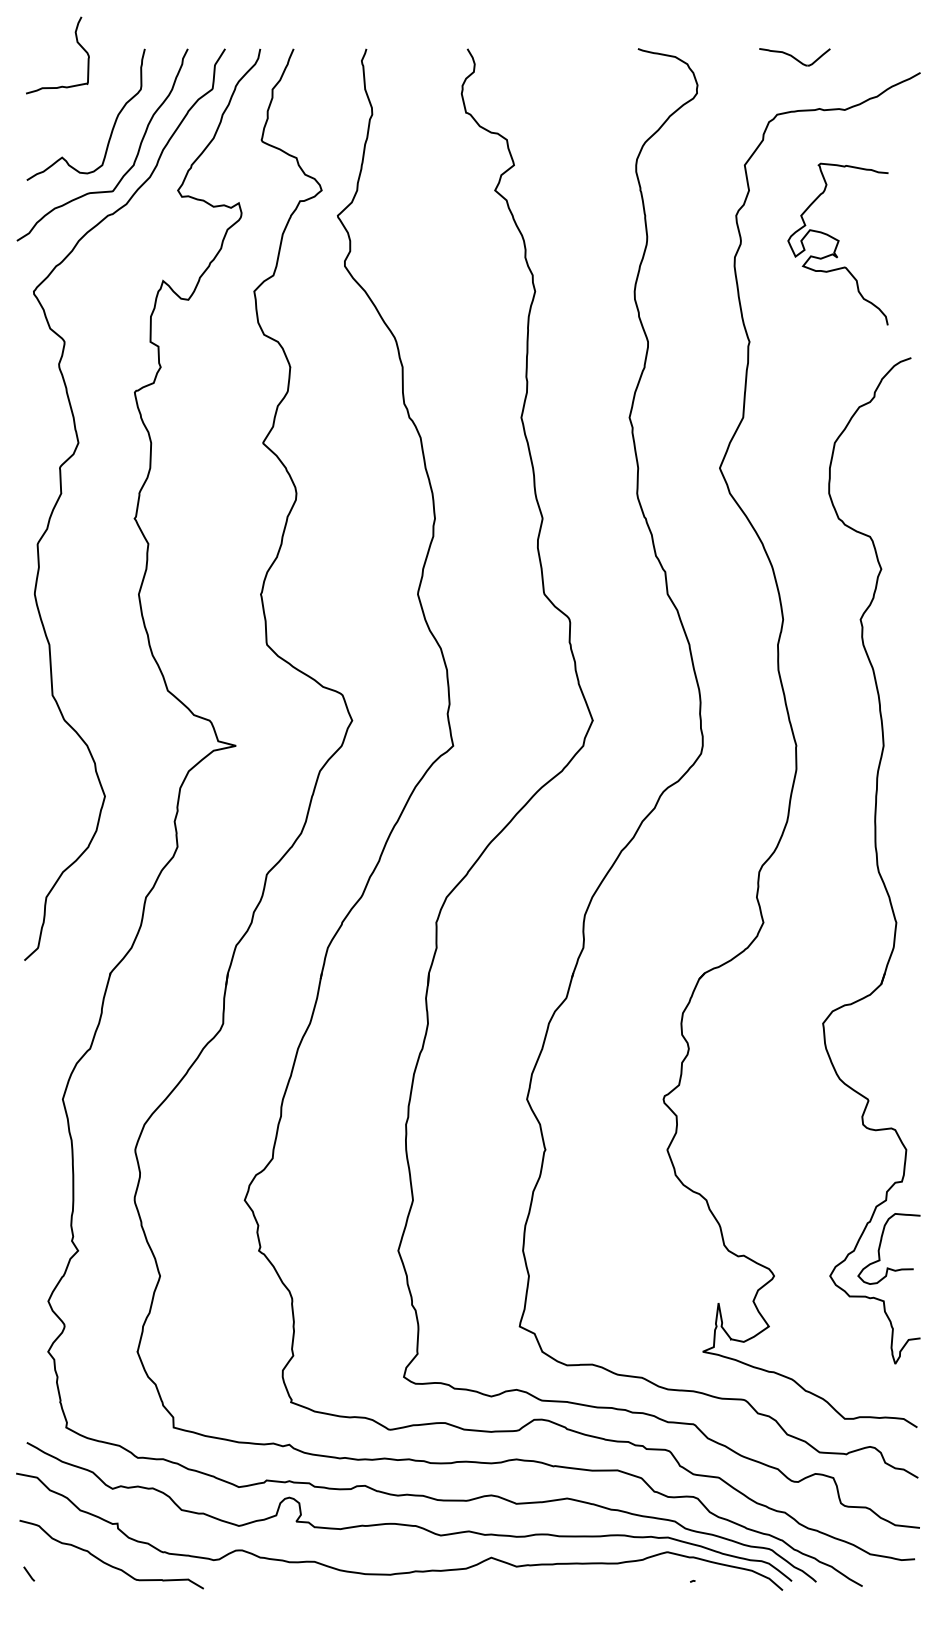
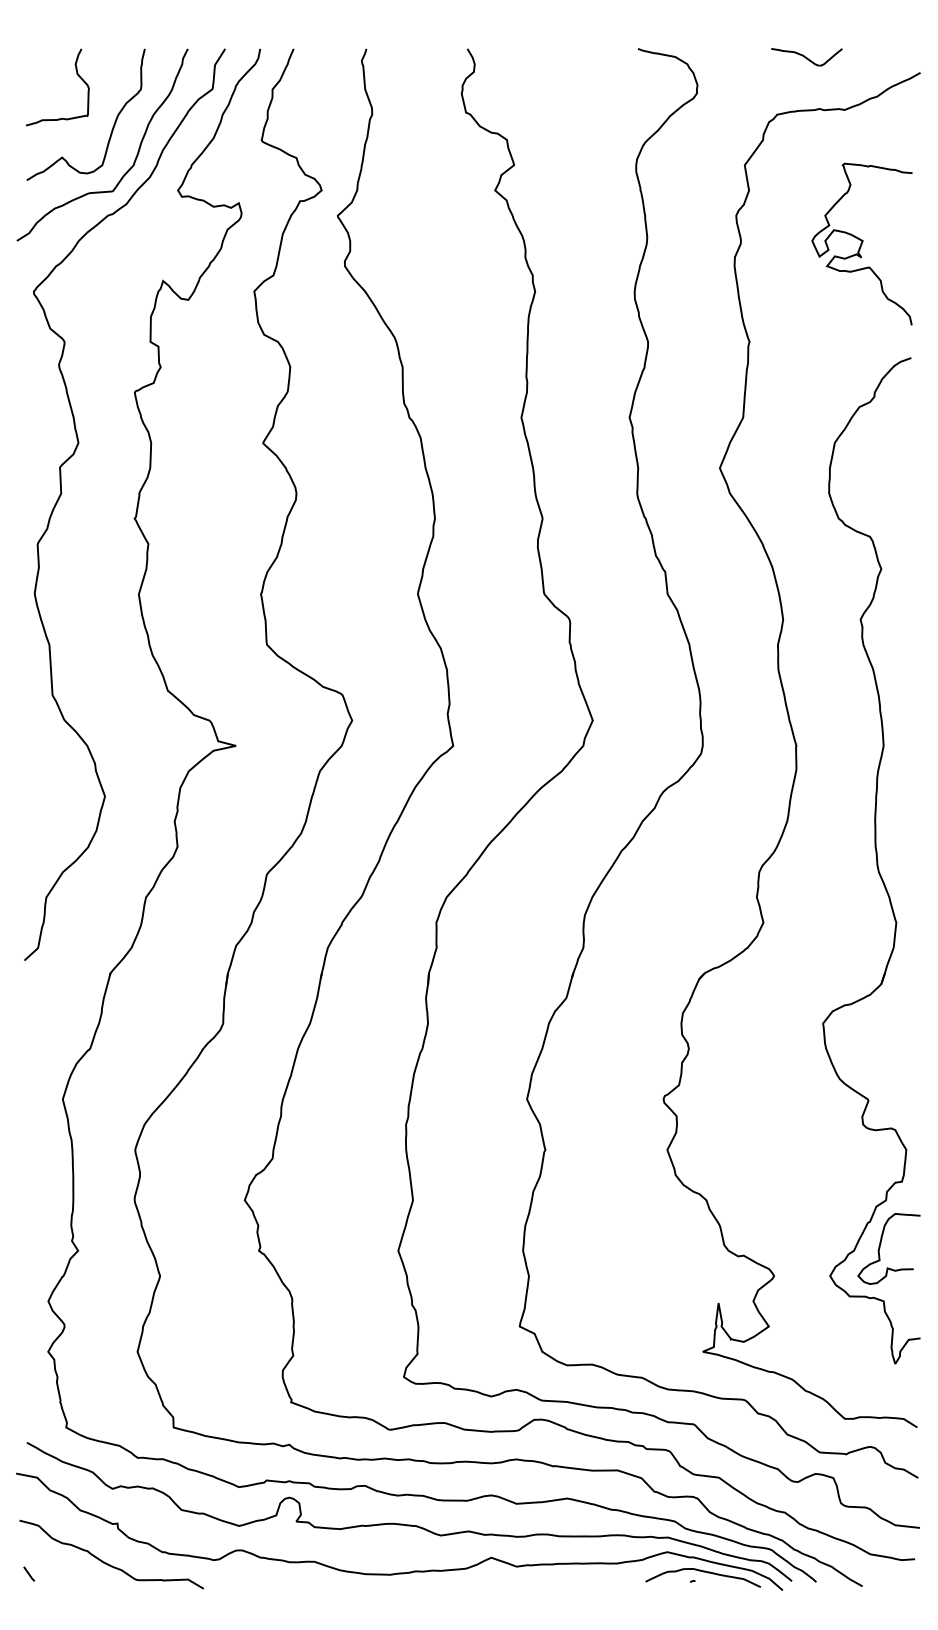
curve position: (76, 42) -> (76, 74) (76, 74)
part position: (794, 57) -> (806, 57) (806, 57)
curve position: (837, 243) -> (861, 243) (861, 243)
curve: none -> present (703, 1572)
